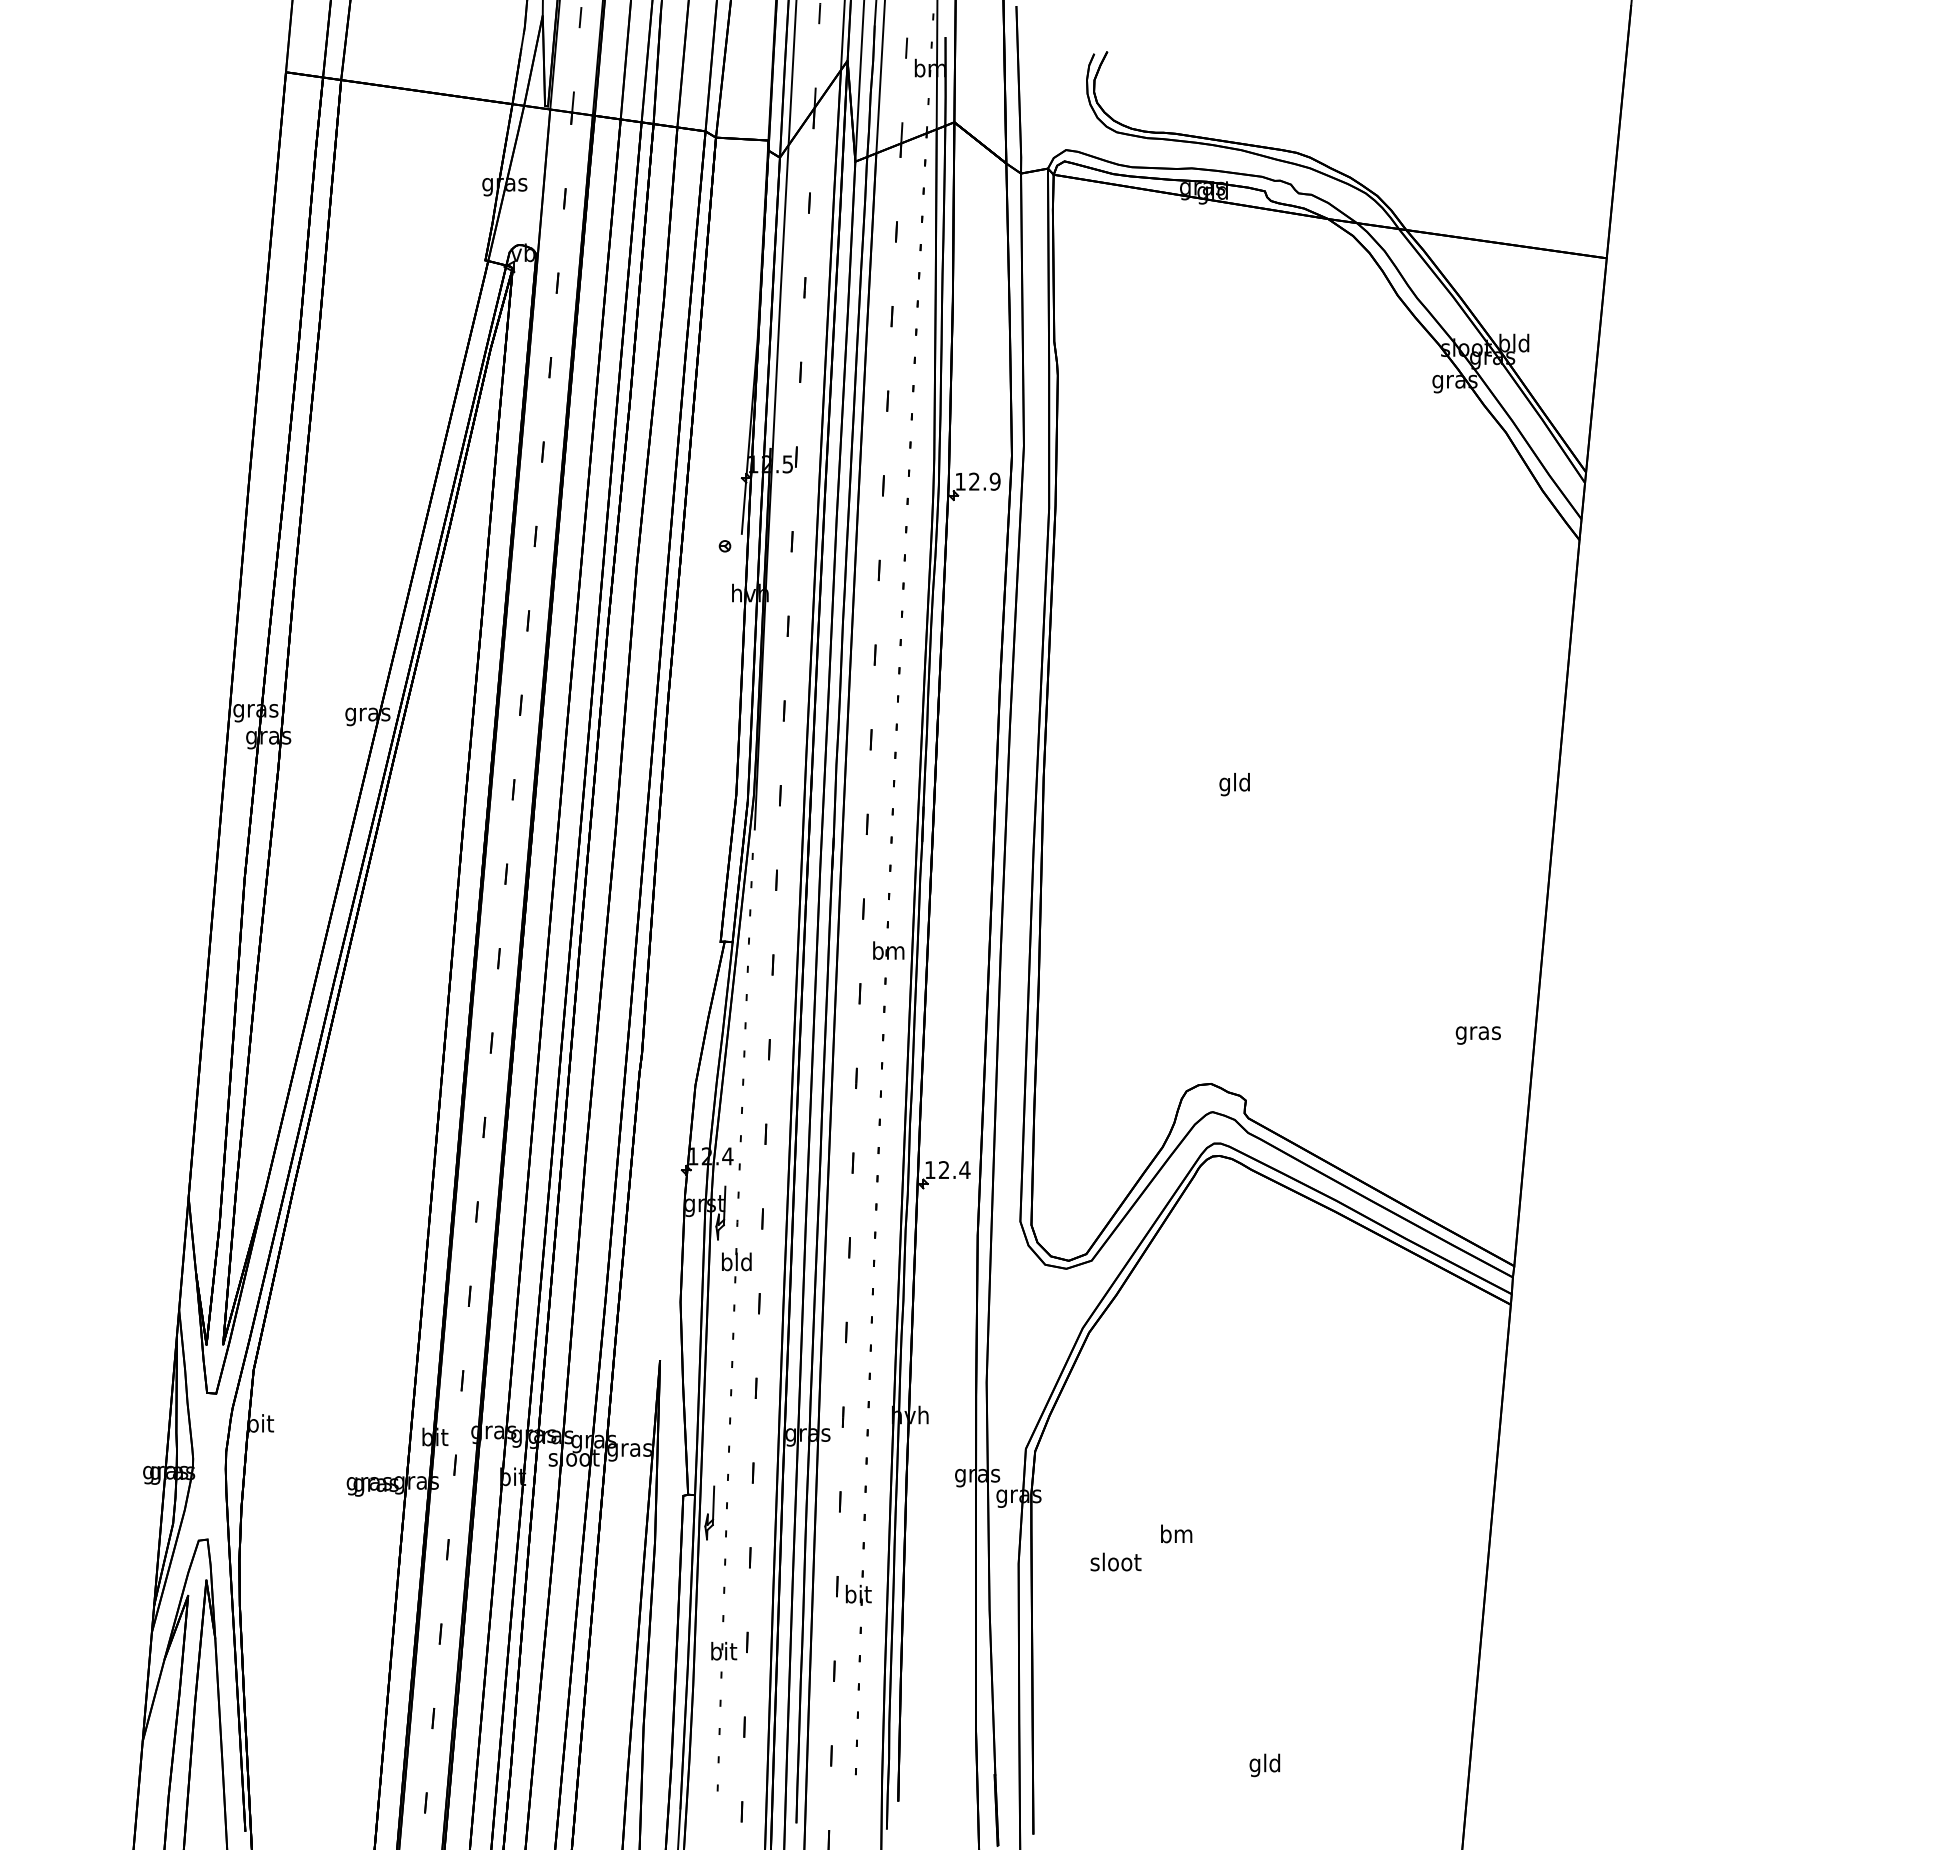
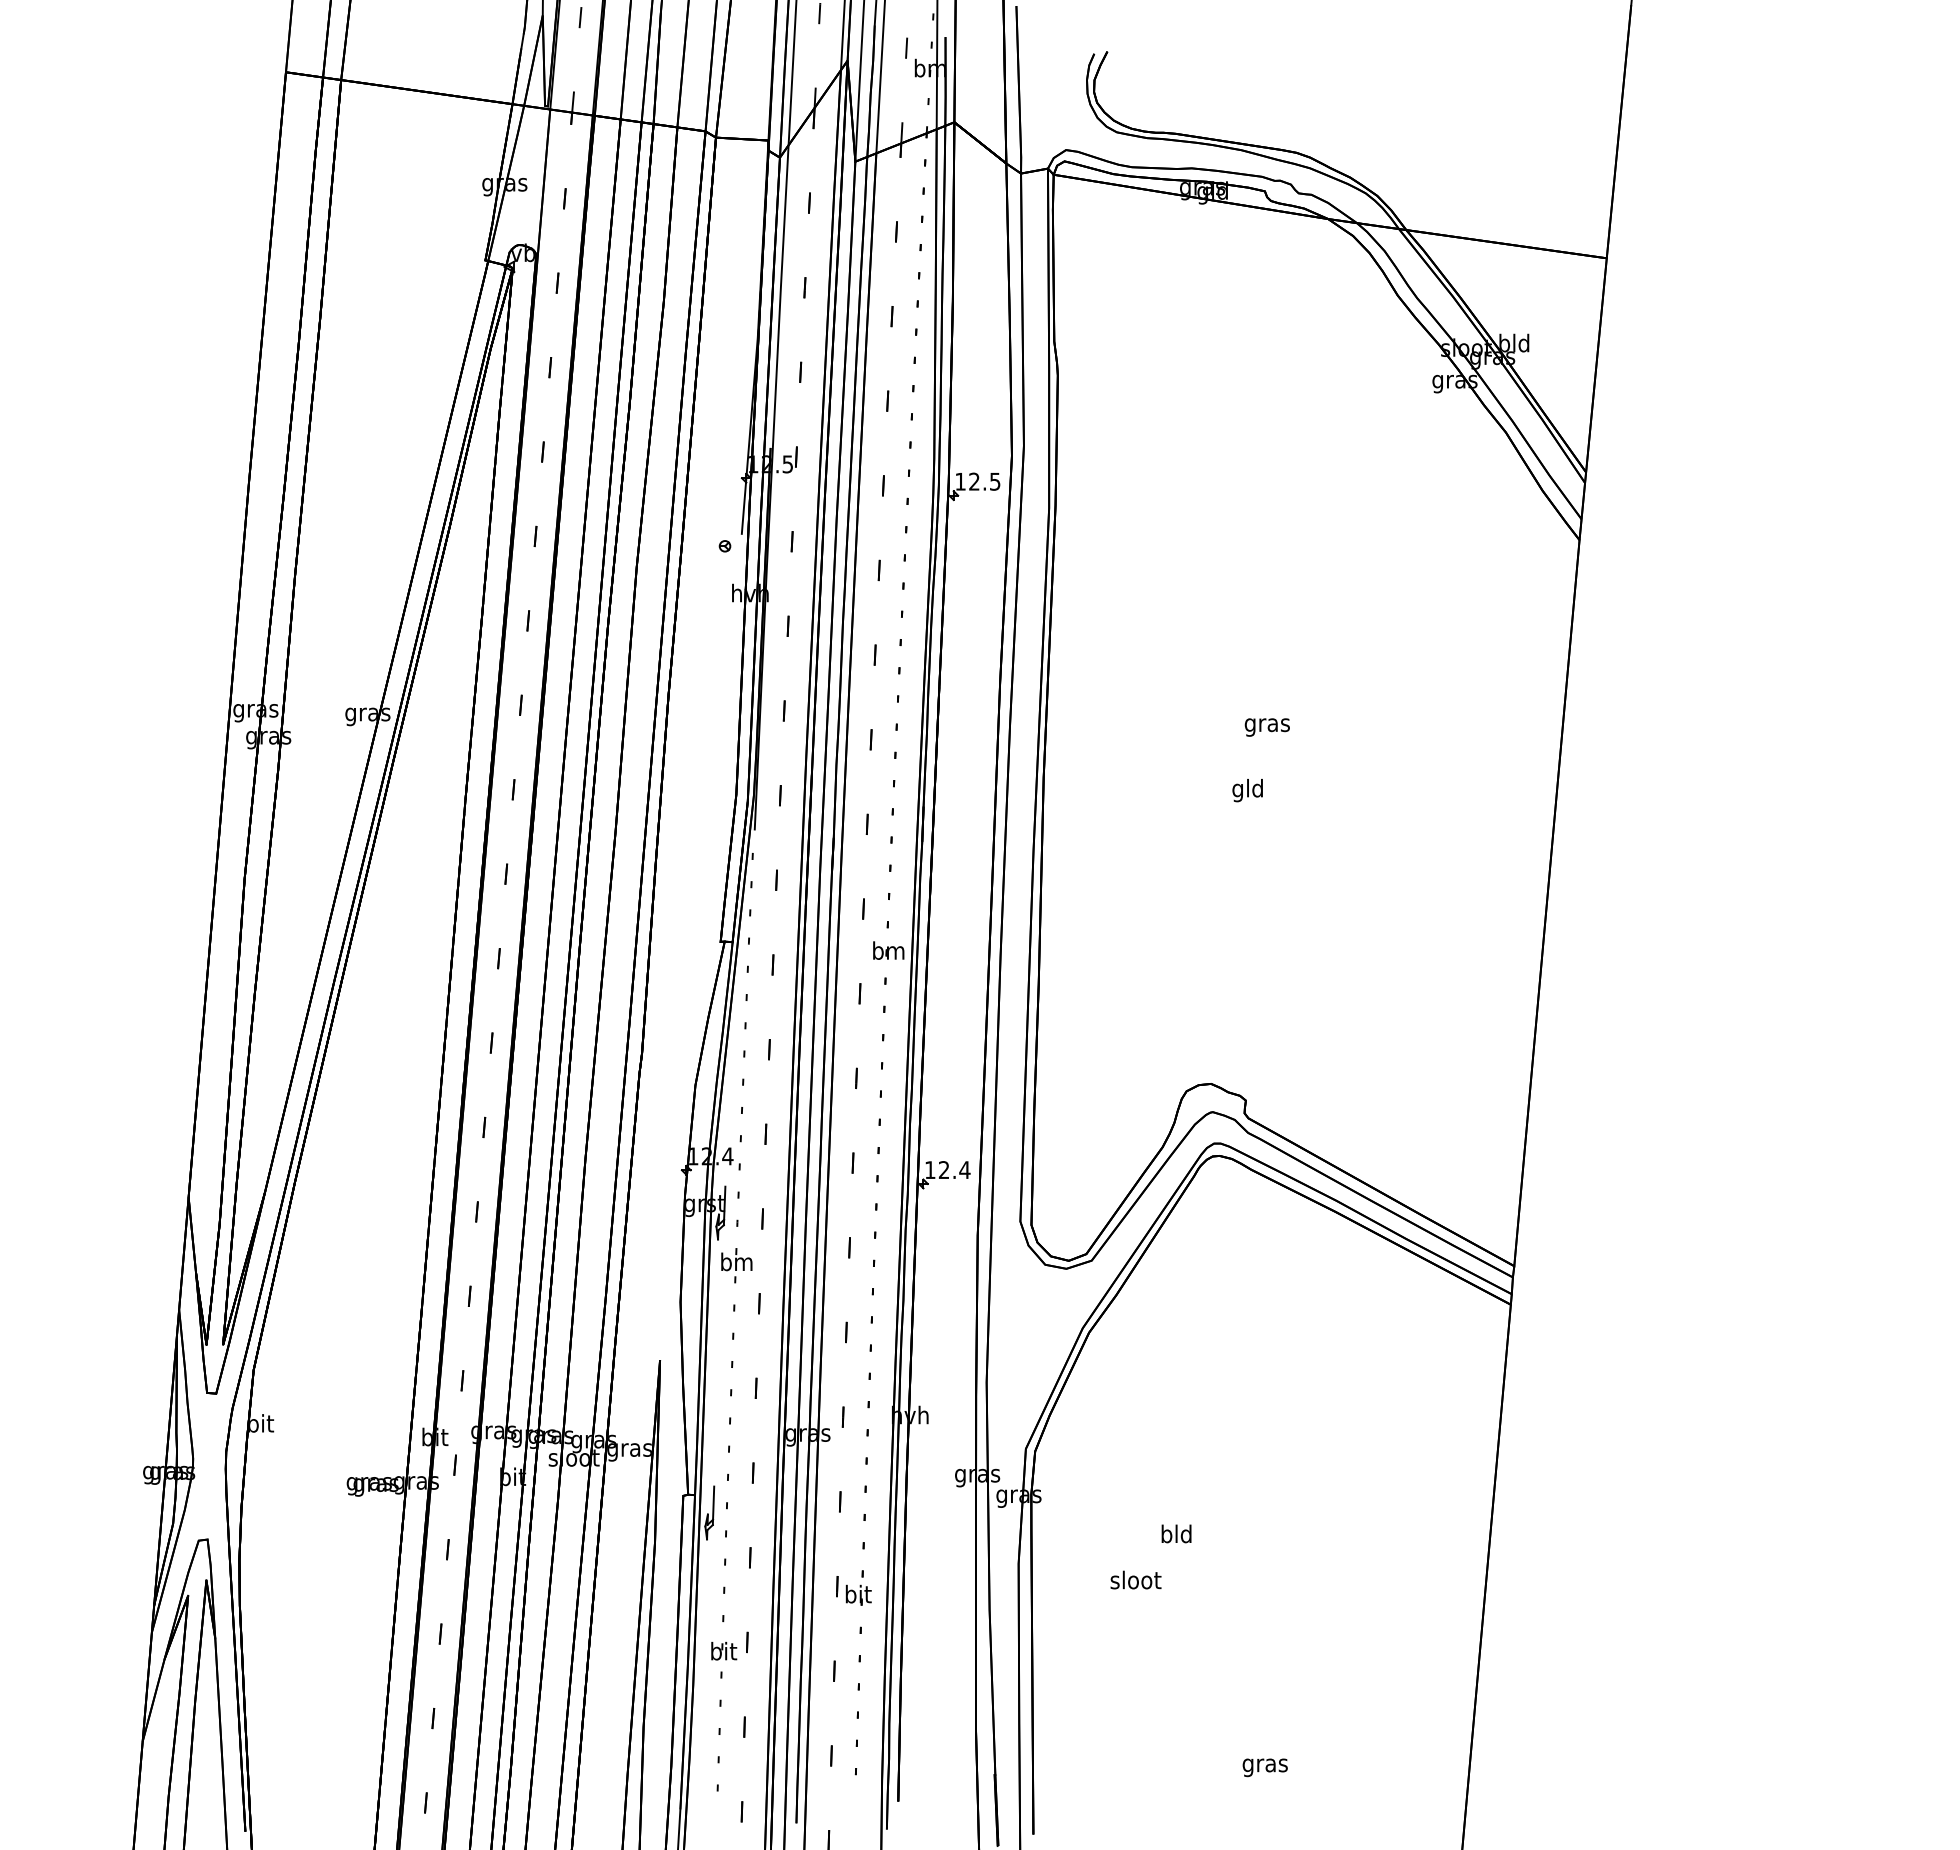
text: 12.9 -> 12.5 (994, 481)
text position: (1234, 784) -> (1247, 790) (1247, 790)
text position: (1477, 1035) -> (1266, 727) (1266, 727)
text: bld -> bm (736, 1261)
text: bm -> bld (1176, 1533)
text position: (1115, 1561) -> (1135, 1579) (1135, 1579)
text: gld -> gras (1264, 1765)
